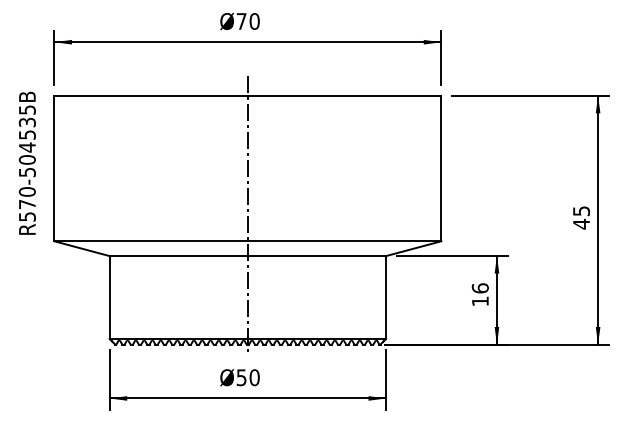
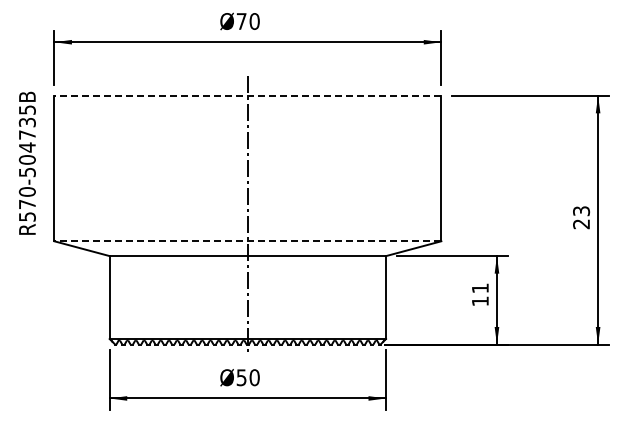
line: solid -> dashed (247, 95)
text: R570-504535B -> R570-504735B (27, 134)
text: 45 -> 23 (581, 217)
line: solid -> dashed (247, 241)
text: 16 -> 11 (479, 288)
